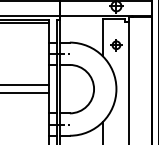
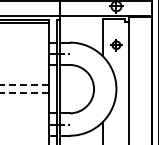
line: solid -> dashed (24, 84)
line: solid -> dashed (24, 93)
